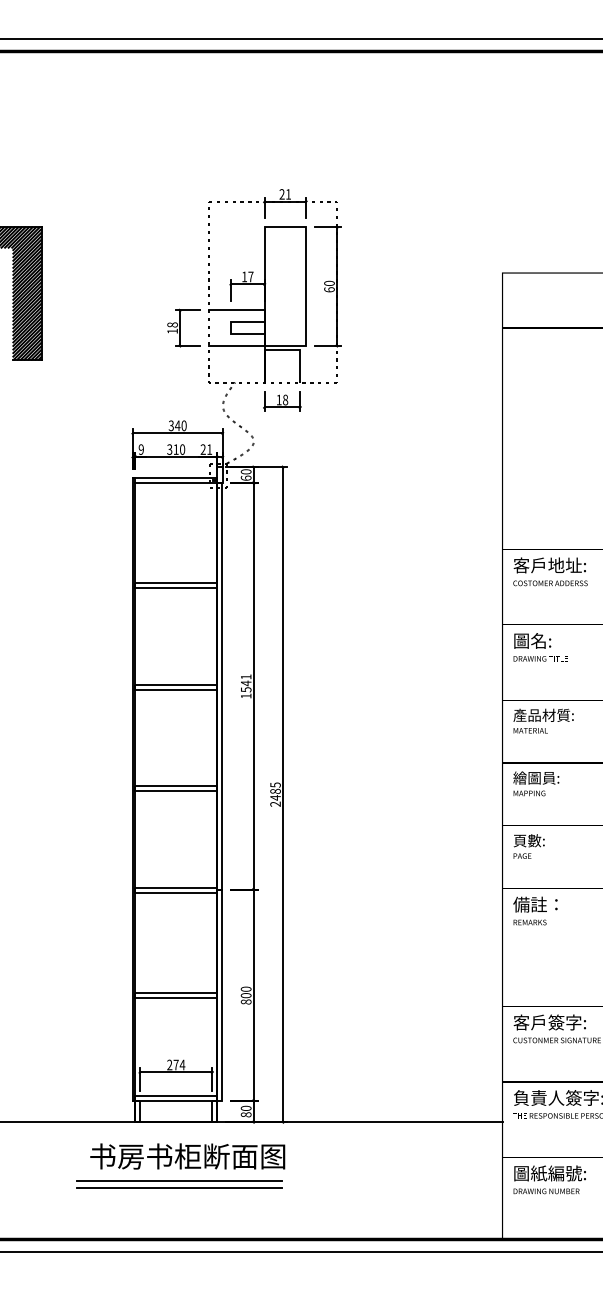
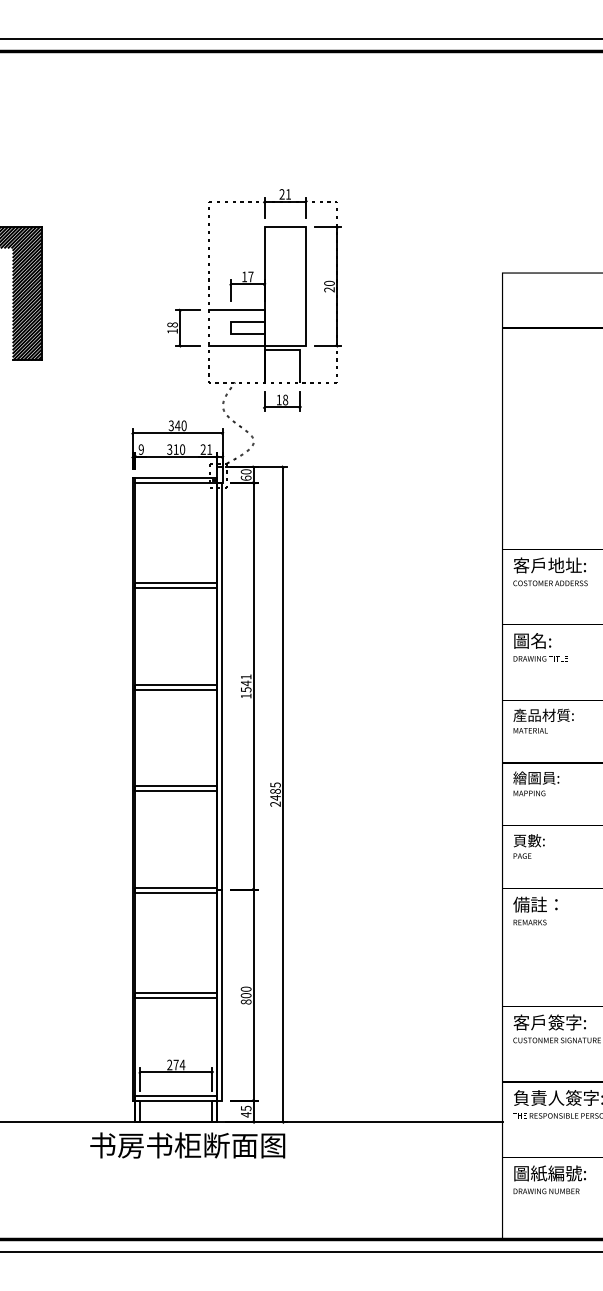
text: 60 -> 20 (329, 289)
text: 80 -> 45 (245, 1111)
text position: (187, 1156) -> (187, 1145) (187, 1145)
line: present -> none (179, 1181)
line: present -> none (179, 1187)
